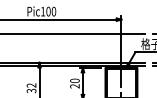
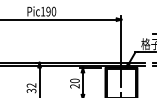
text: Pic100 -> Pic190 (48, 11)
line: present -> none (73, 33)
